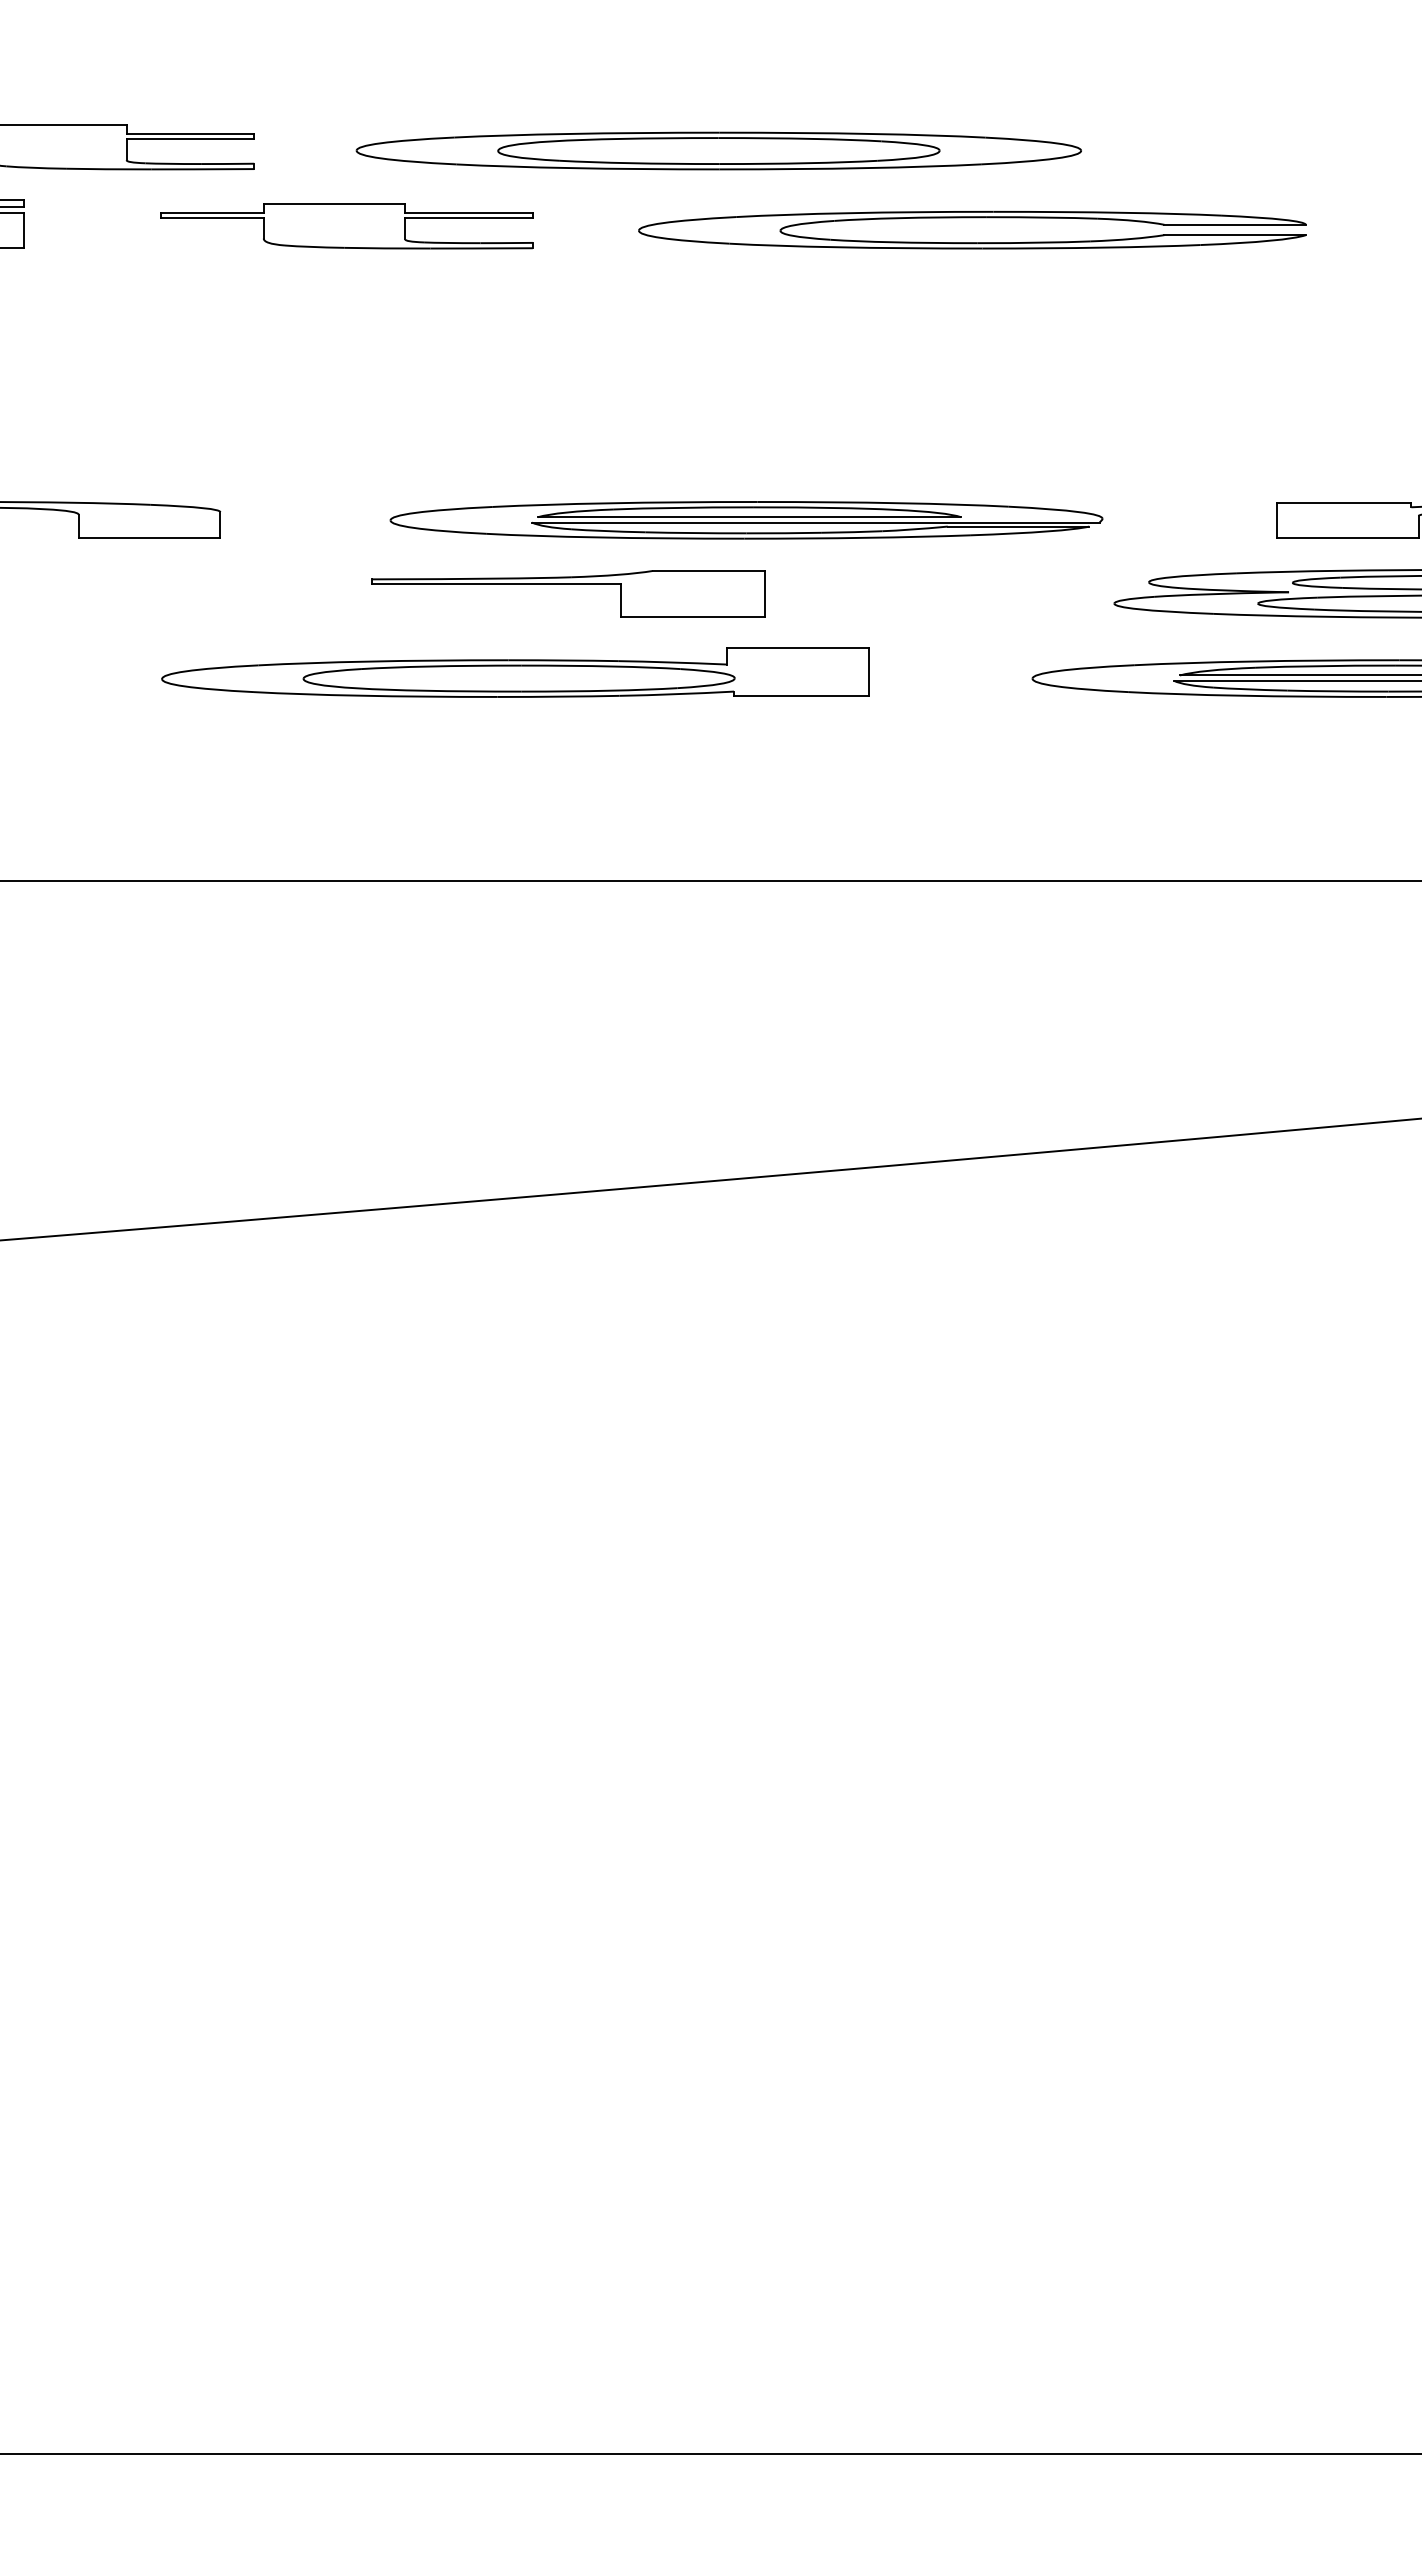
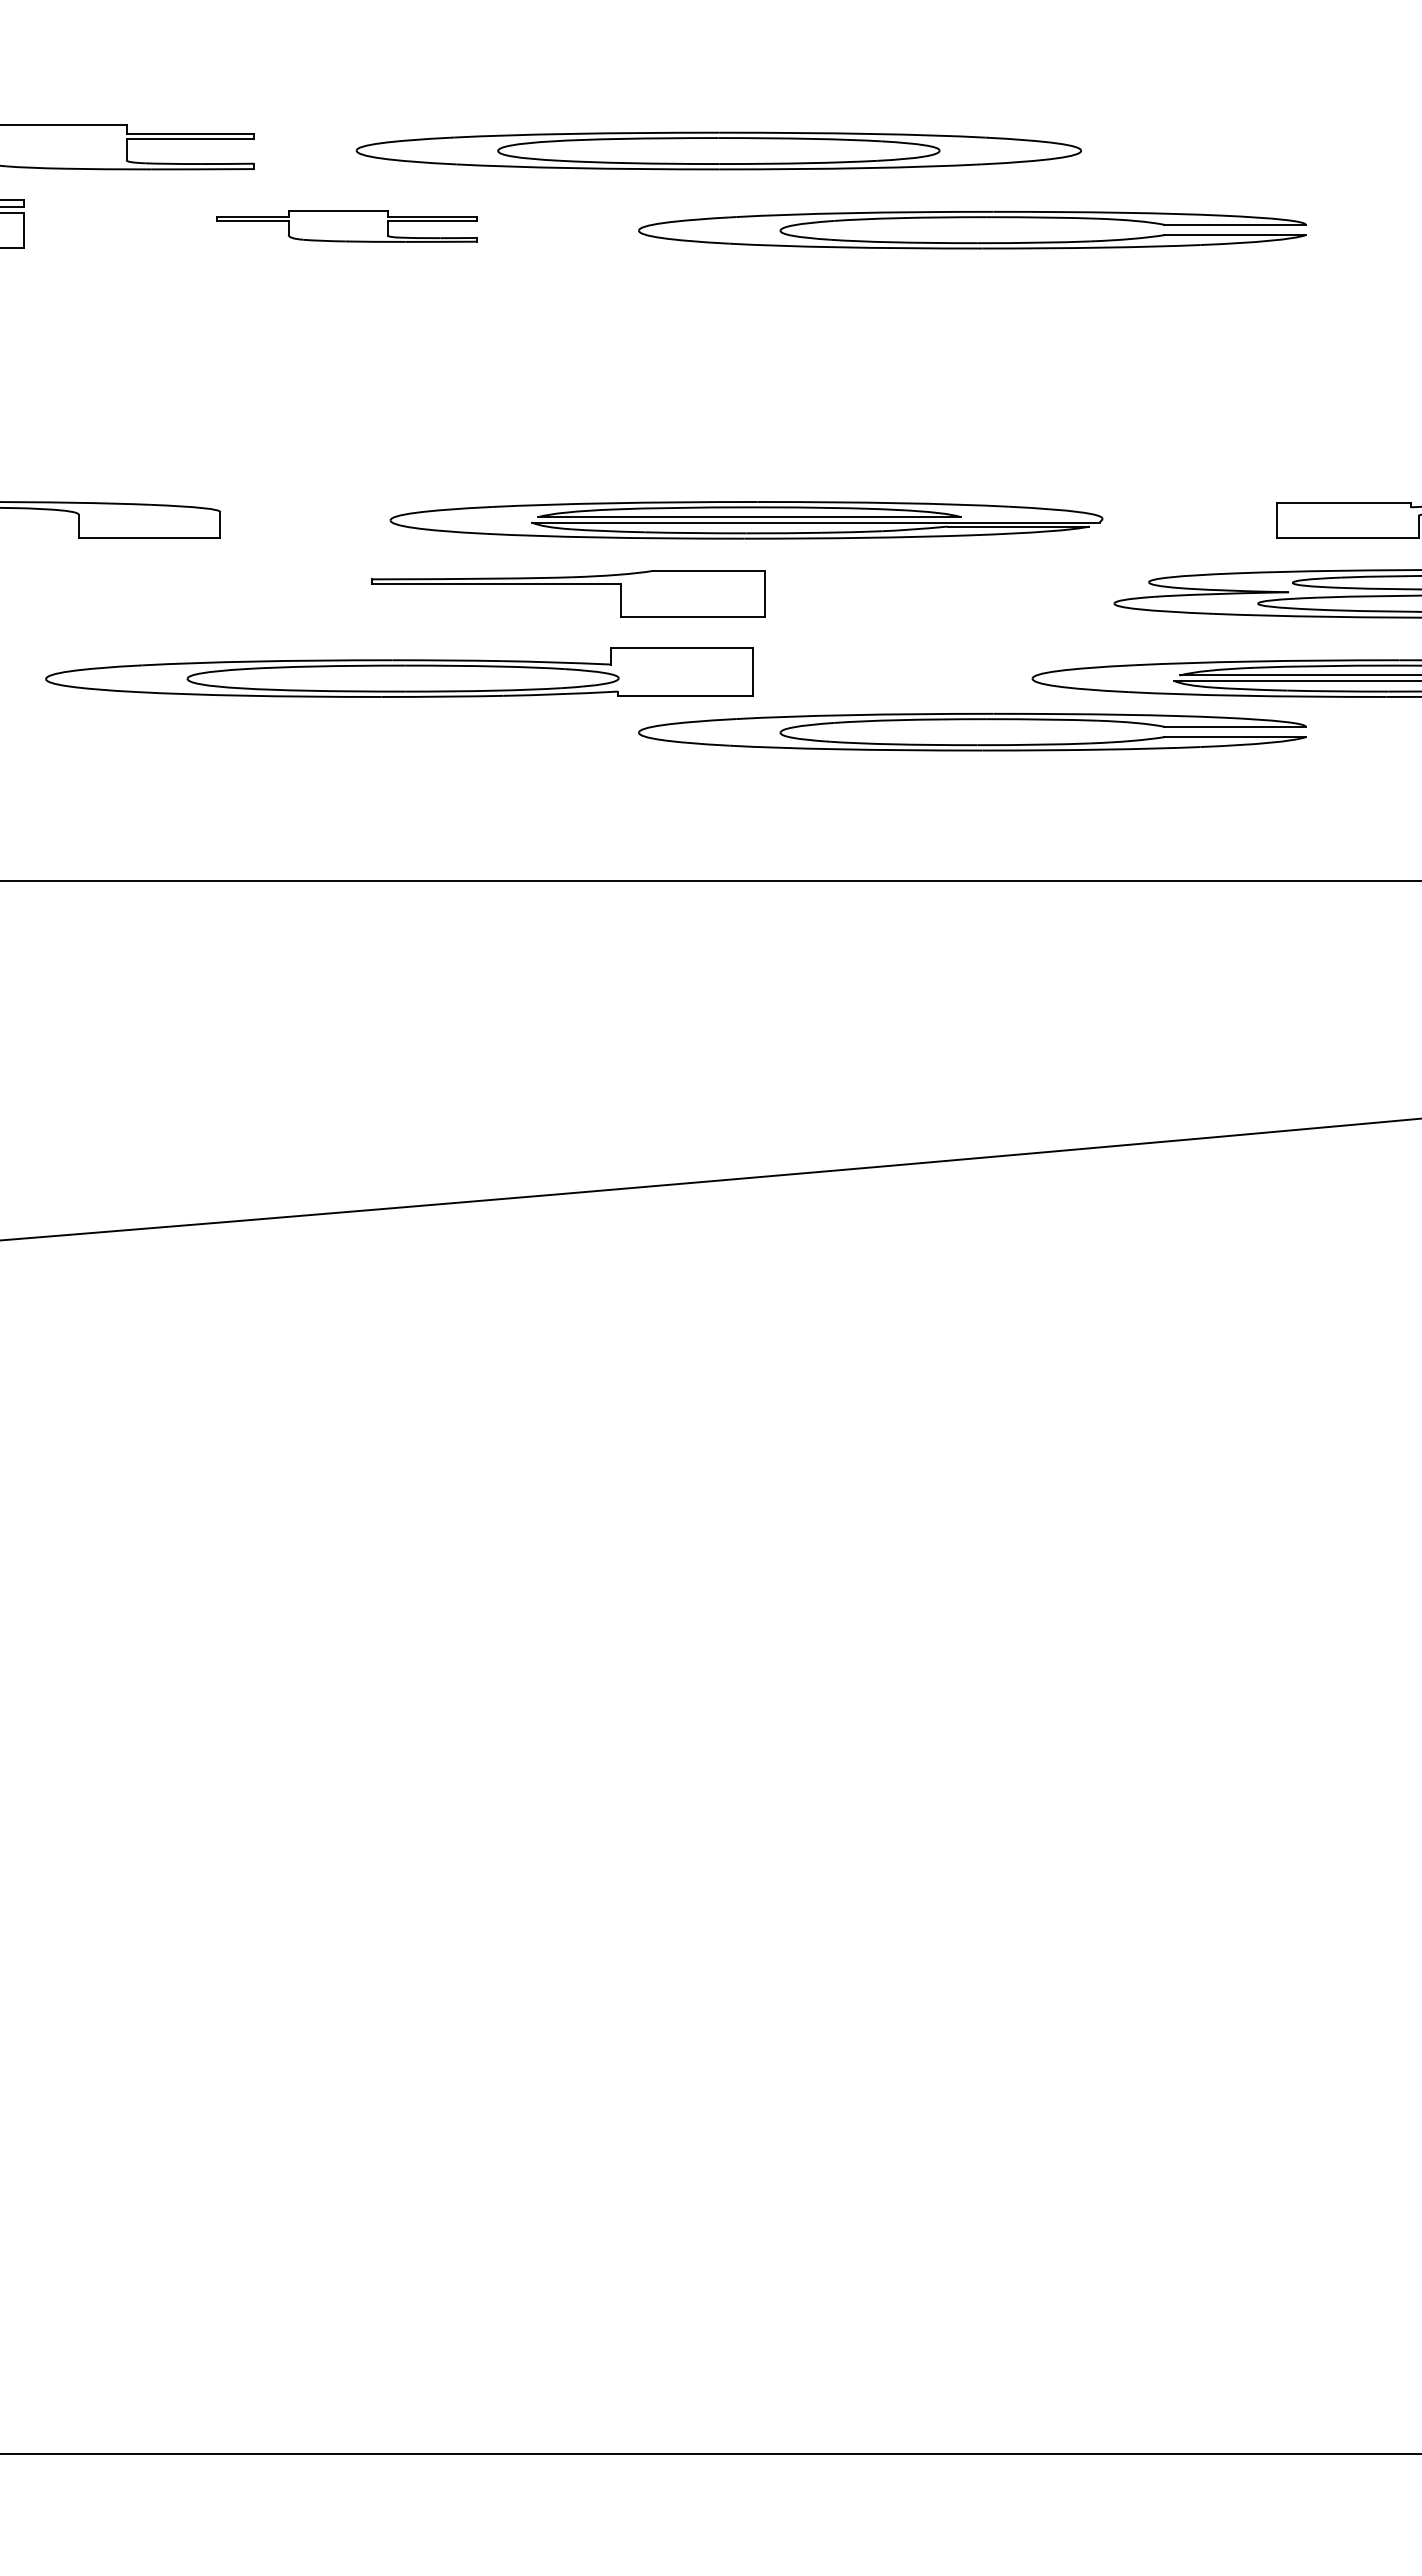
part size: 374x47 px -> 262x33 px (346, 226)
part position: (515, 672) -> (399, 672) (399, 672)
part: none -> present (972, 720)
